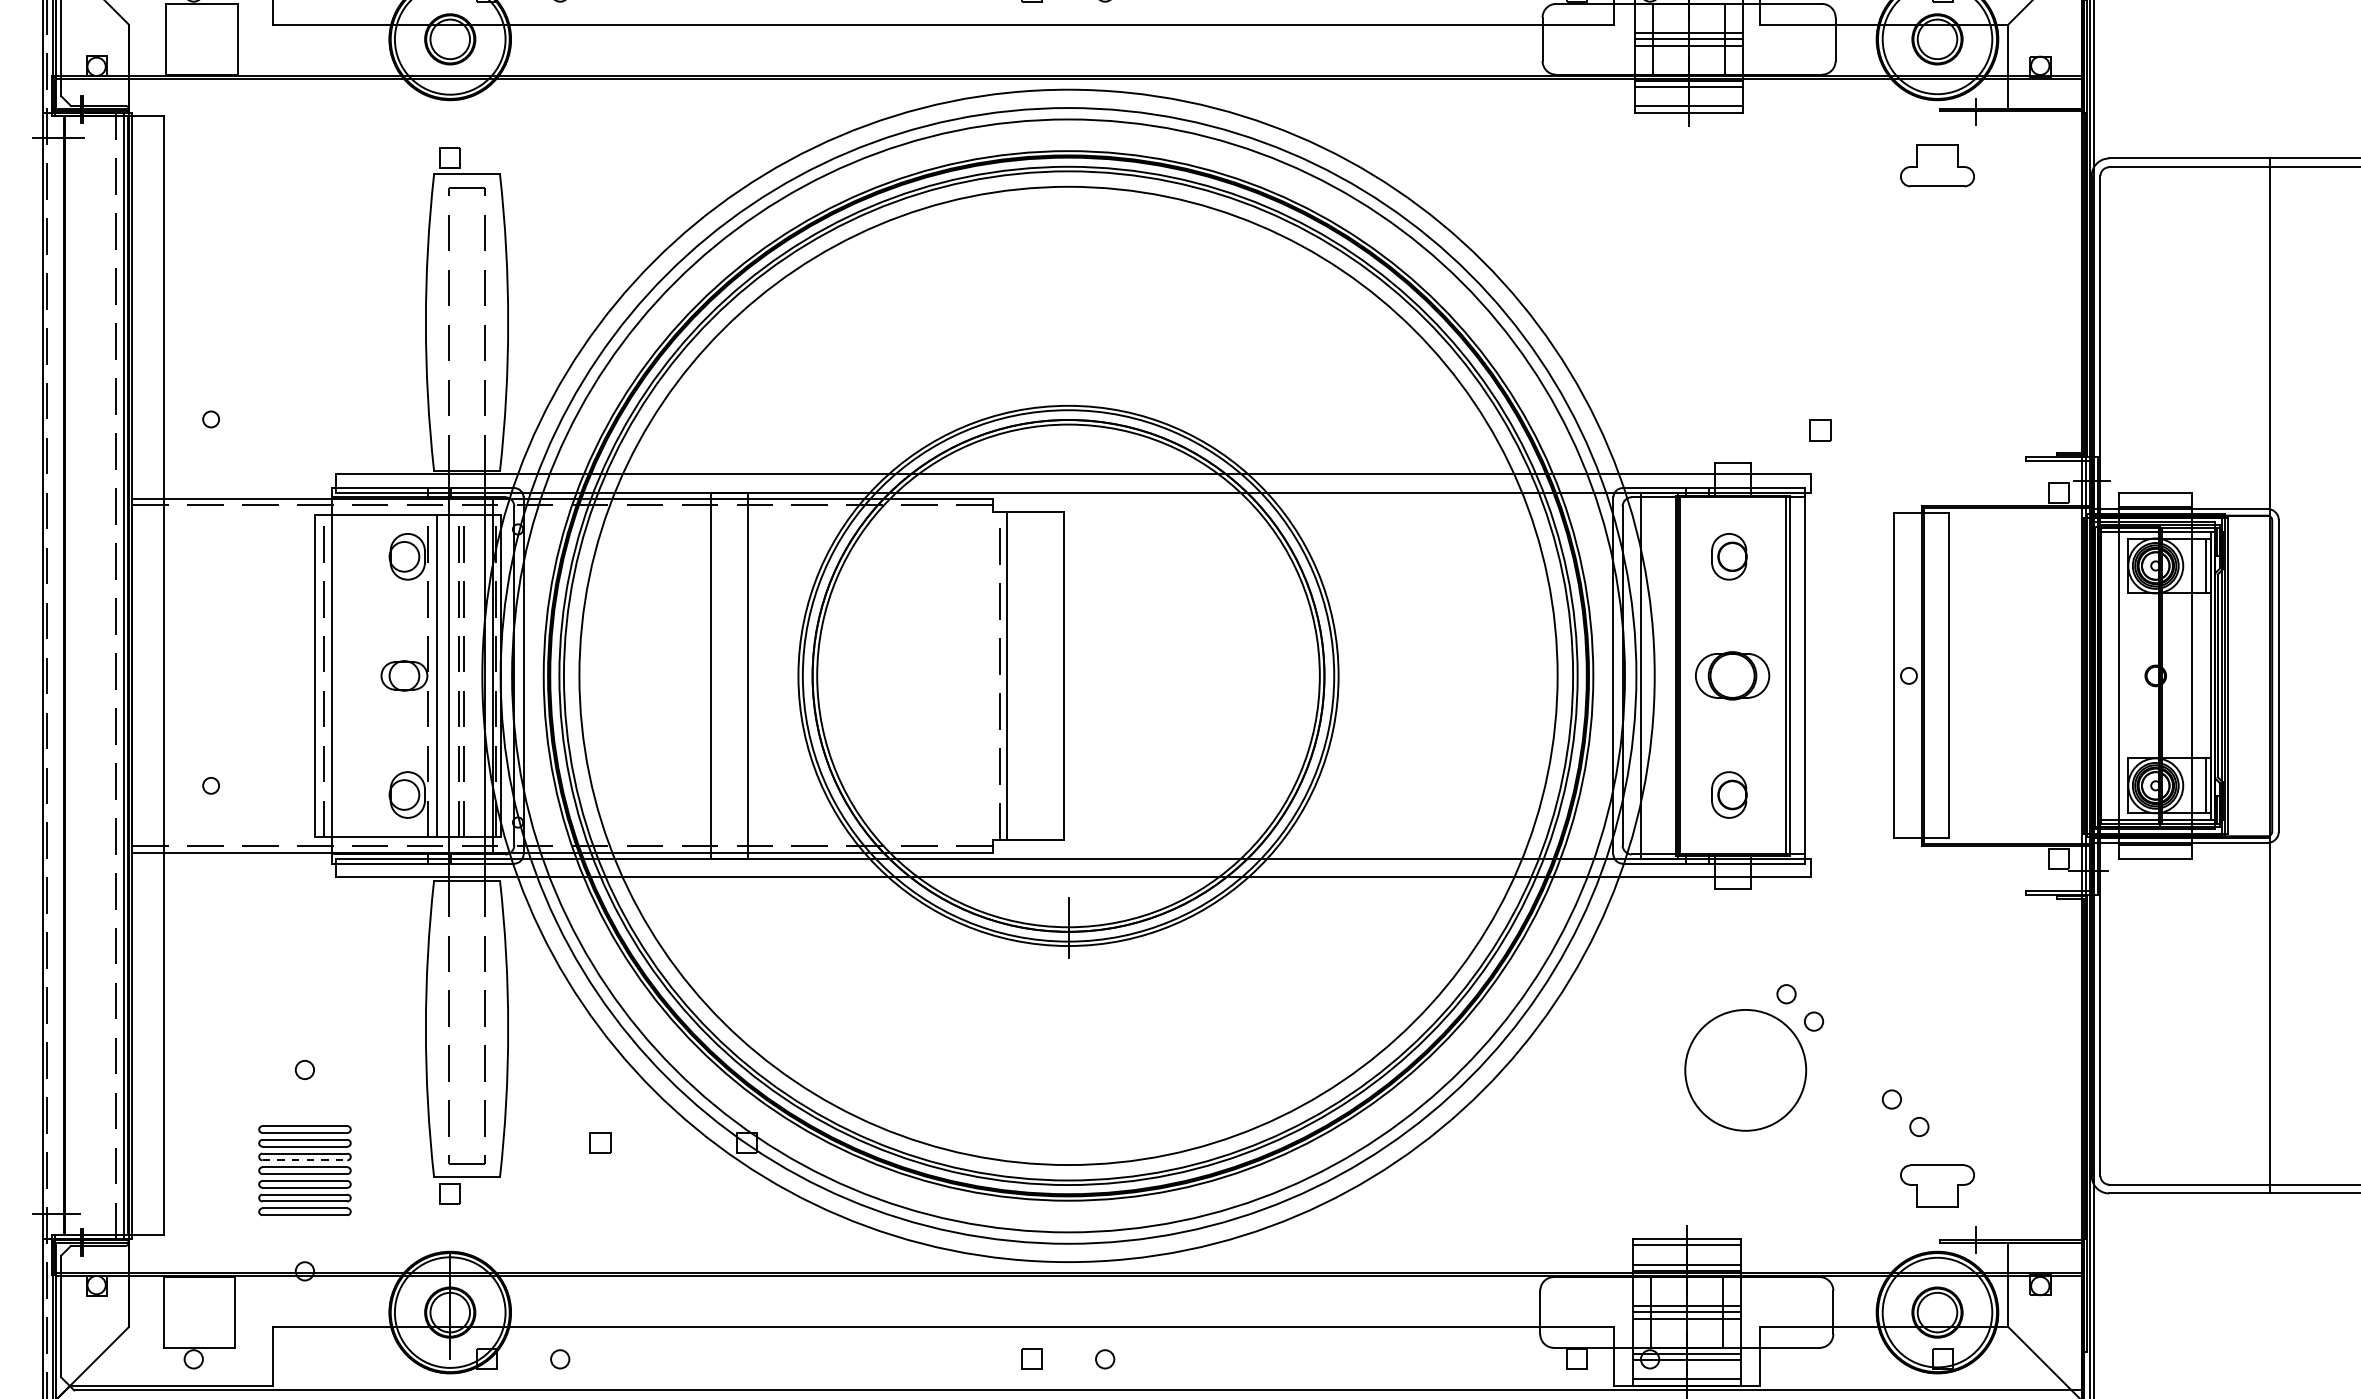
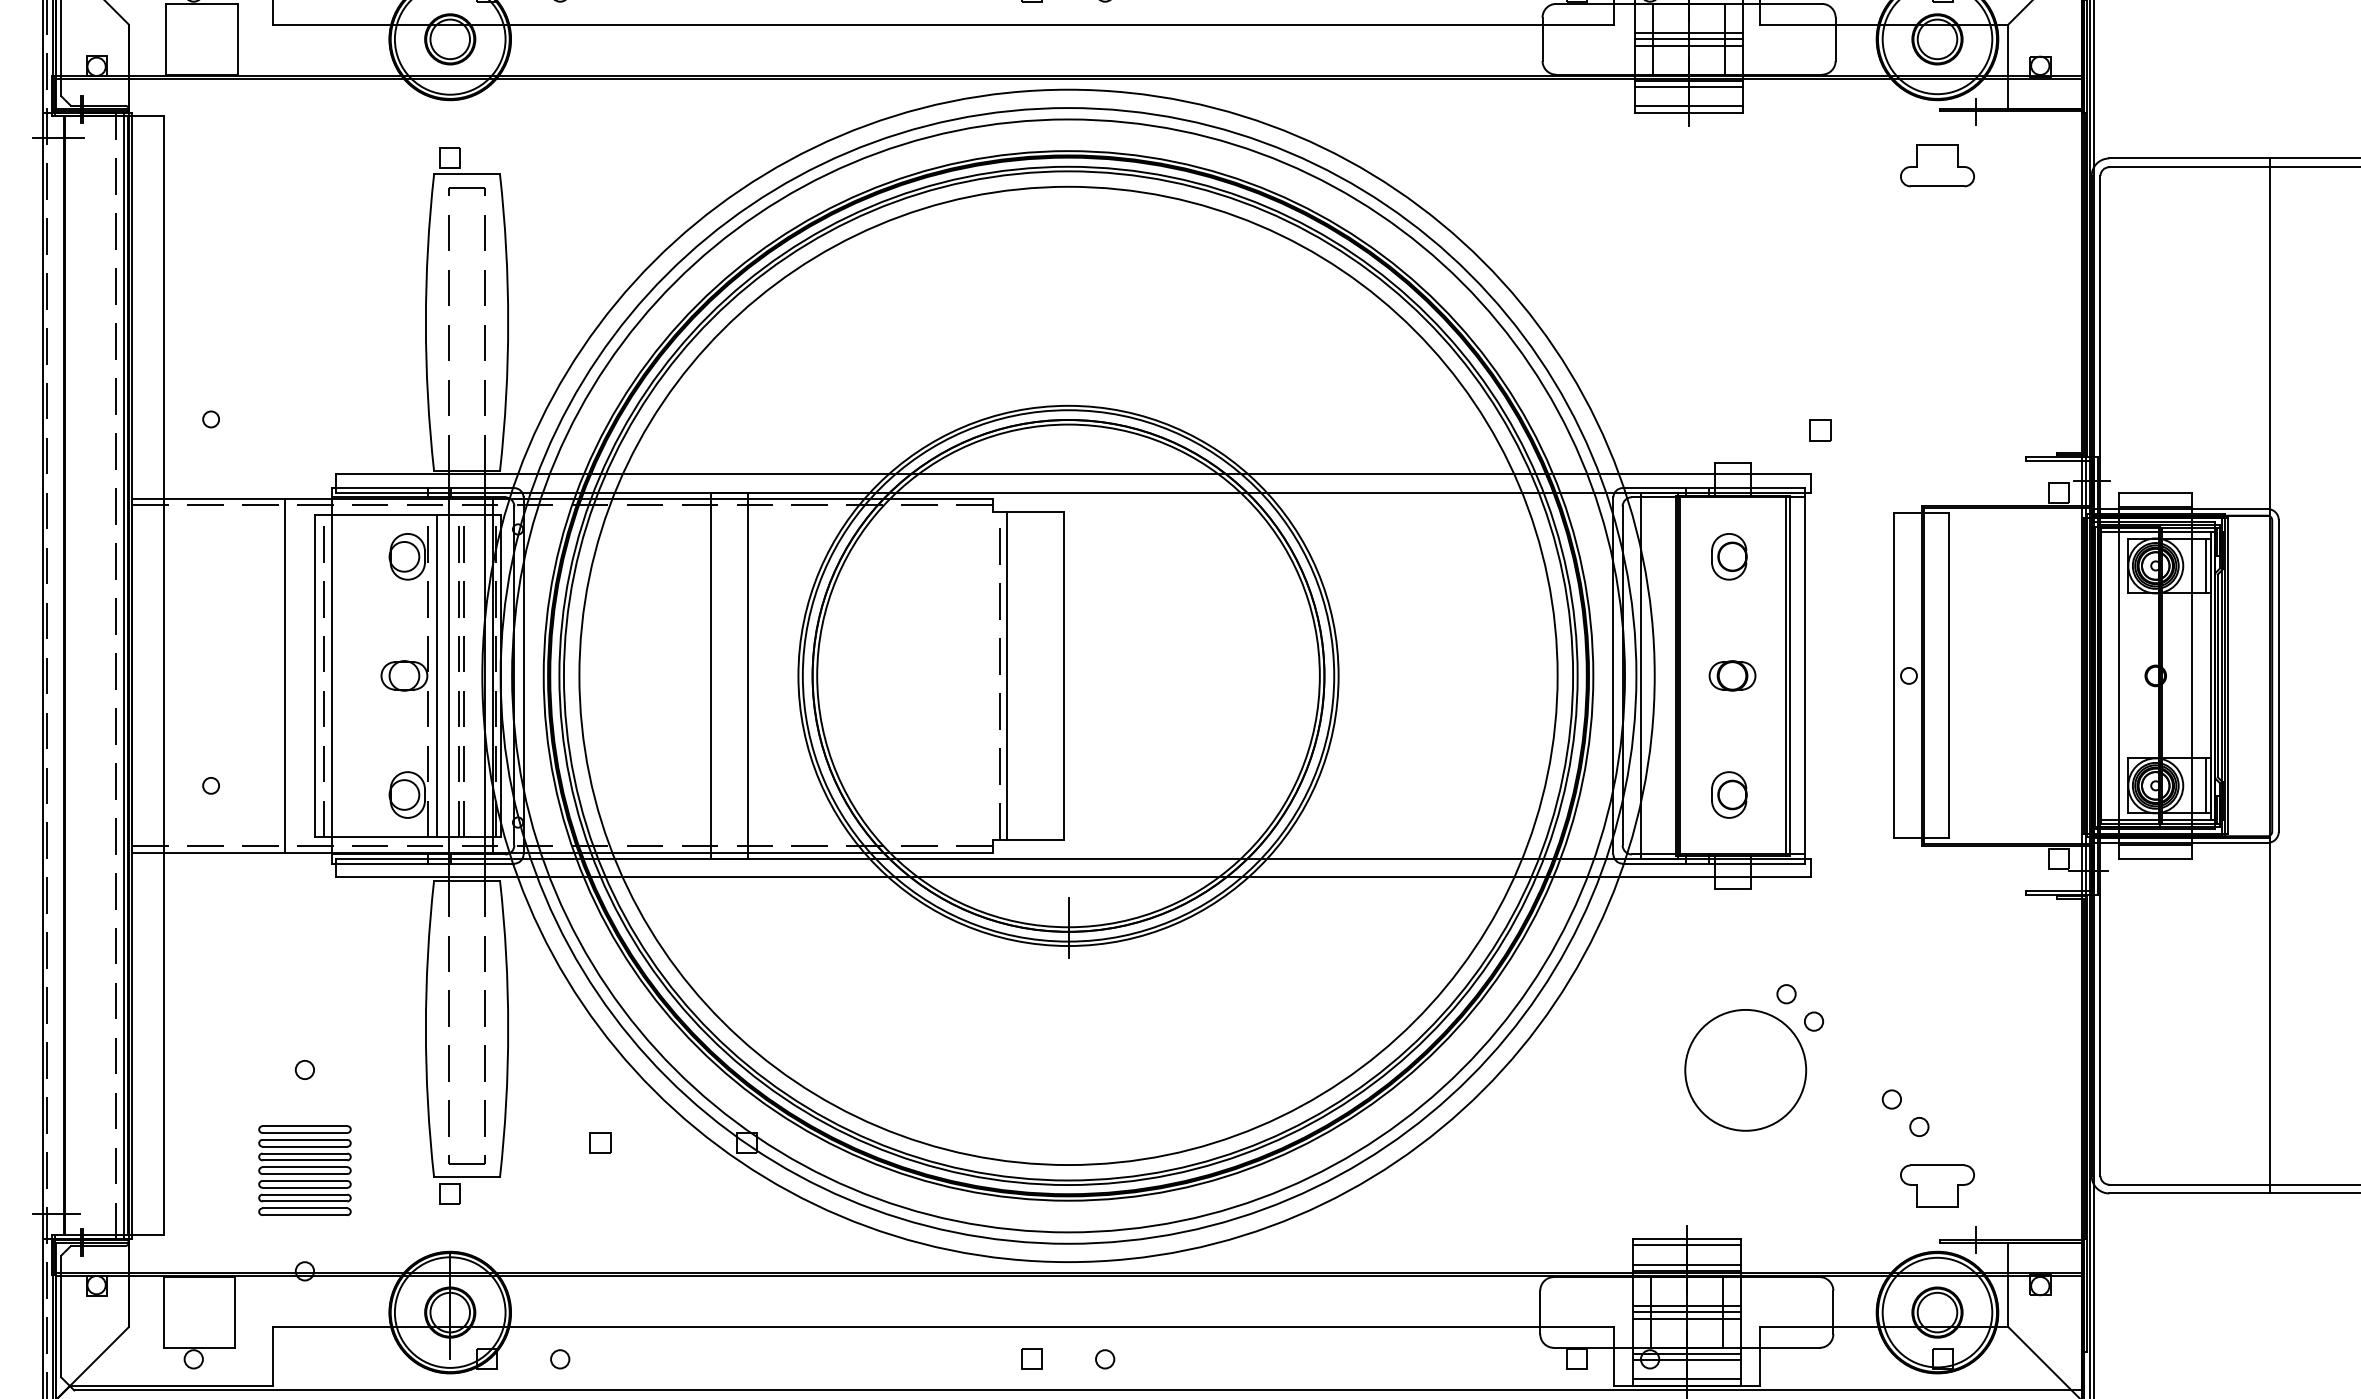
line: none -> present (285, 675)
part size: 76x50 px -> 49x32 px (1732, 675)
line: dashed -> solid (305, 1160)
